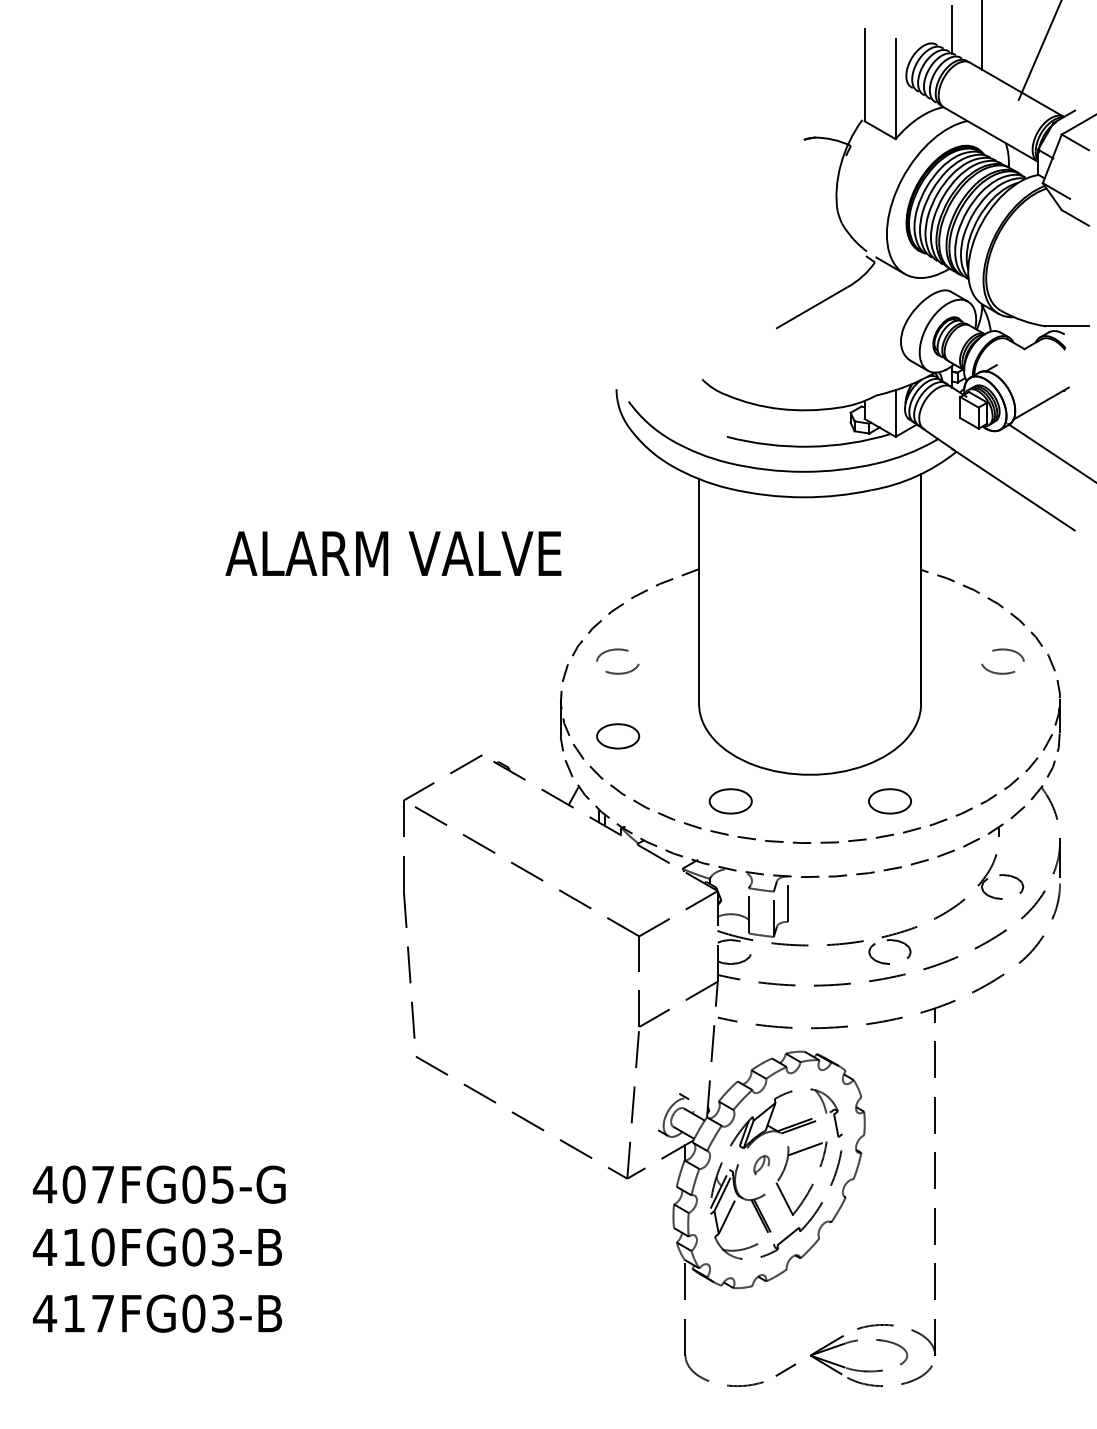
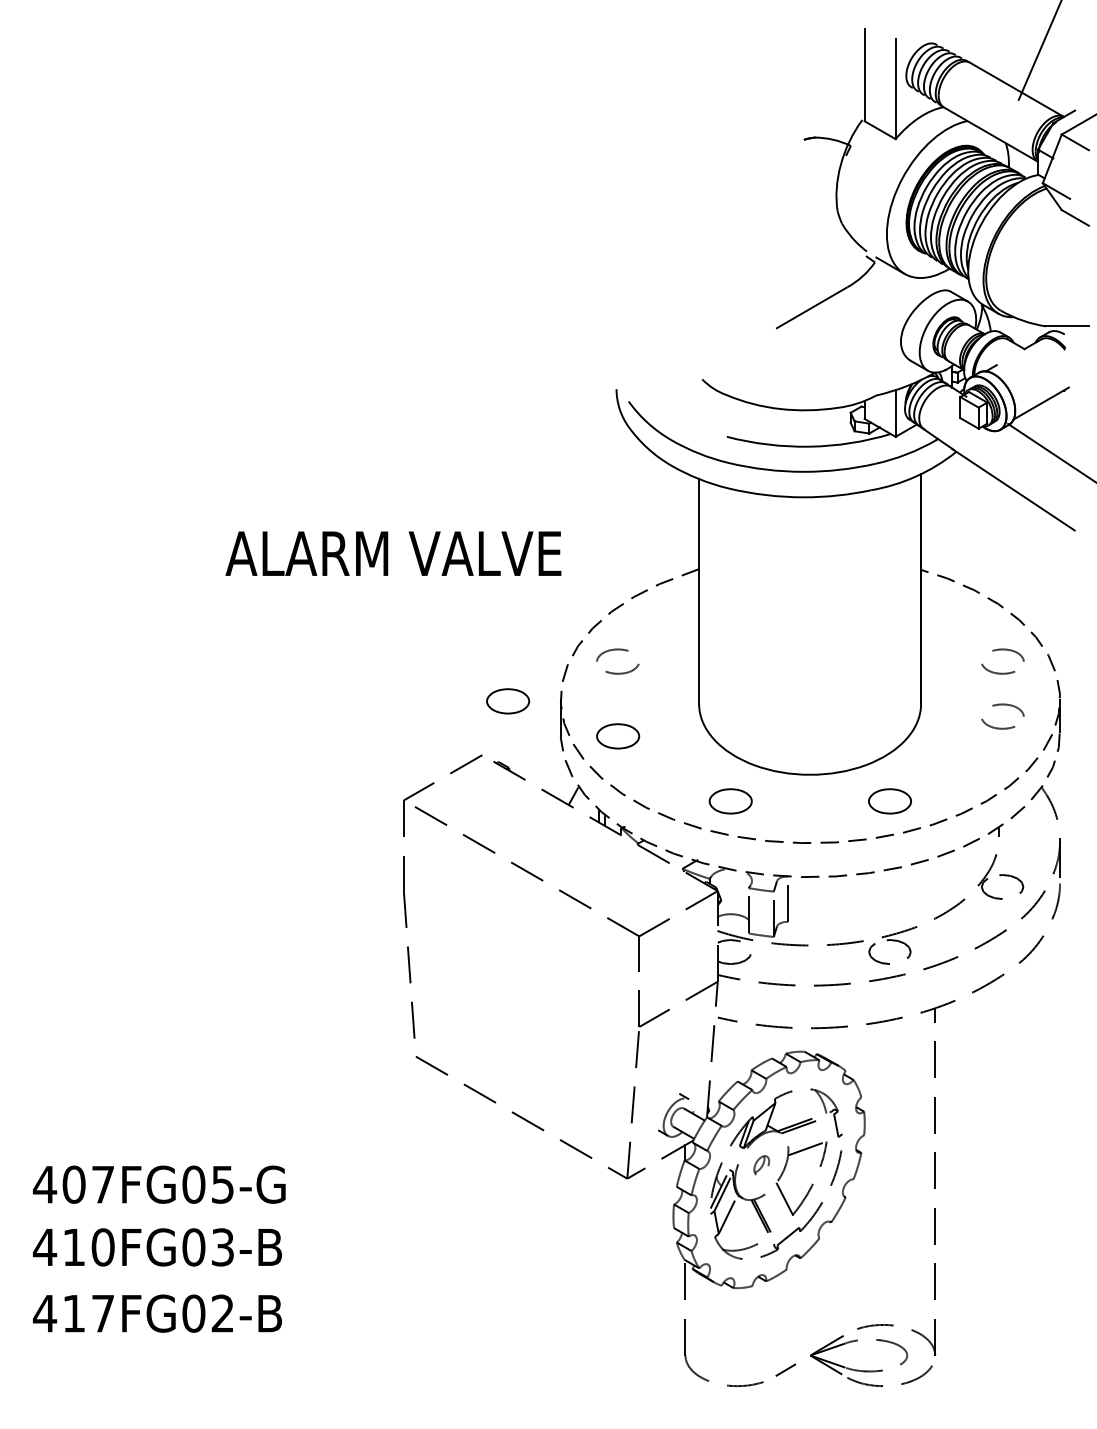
line: present -> none (952, 29)
line: present -> none (982, 35)
part: none -> present (508, 701)
part: none -> present (1002, 705)
text: 417FG03-B -> 417FG02-B (222, 1313)
